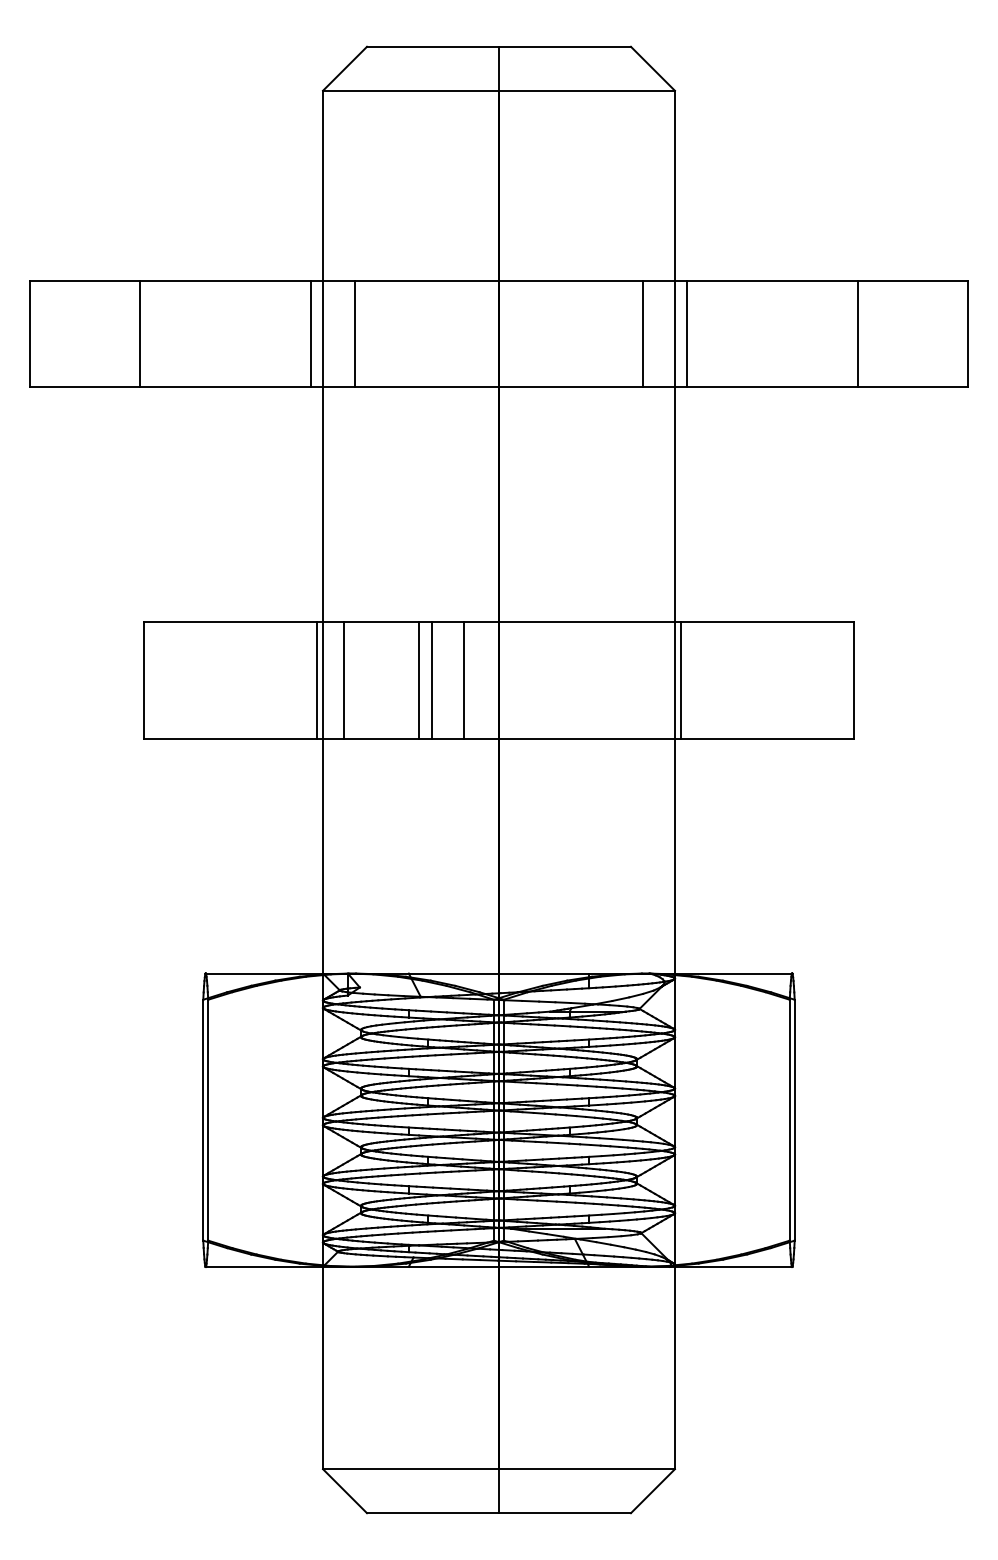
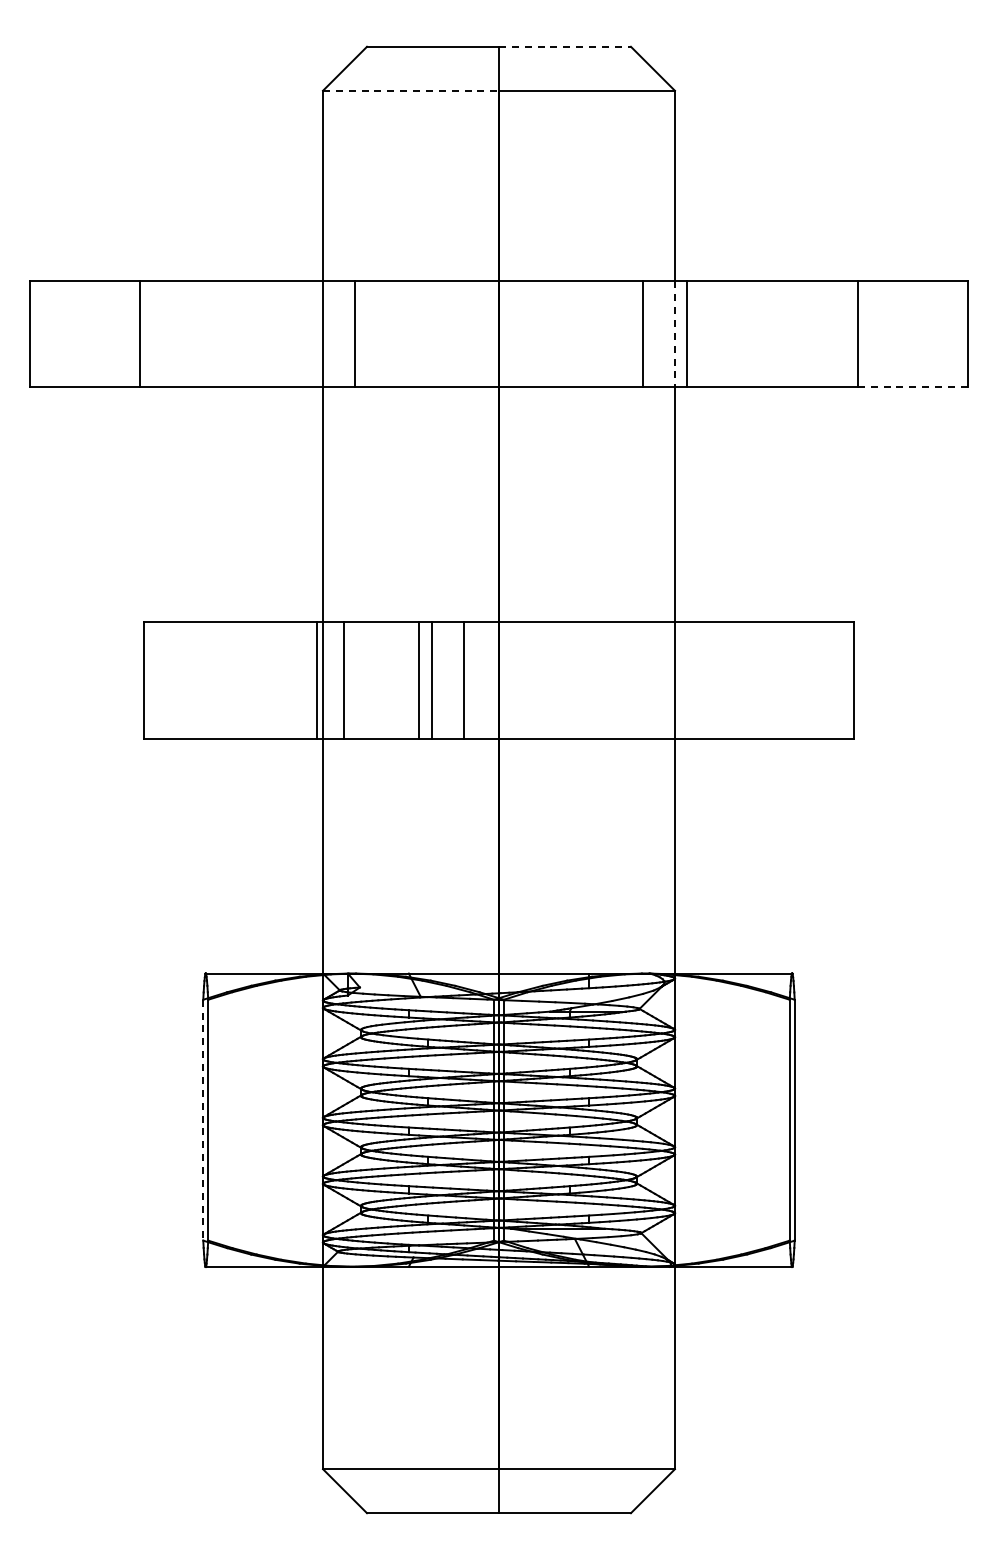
line: solid -> dashed (564, 46)
line: solid -> dashed (411, 90)
line: present -> none (311, 334)
line: solid -> dashed (674, 334)
line: solid -> dashed (913, 387)
line: present -> none (680, 679)
line: solid -> dashed (203, 1120)
